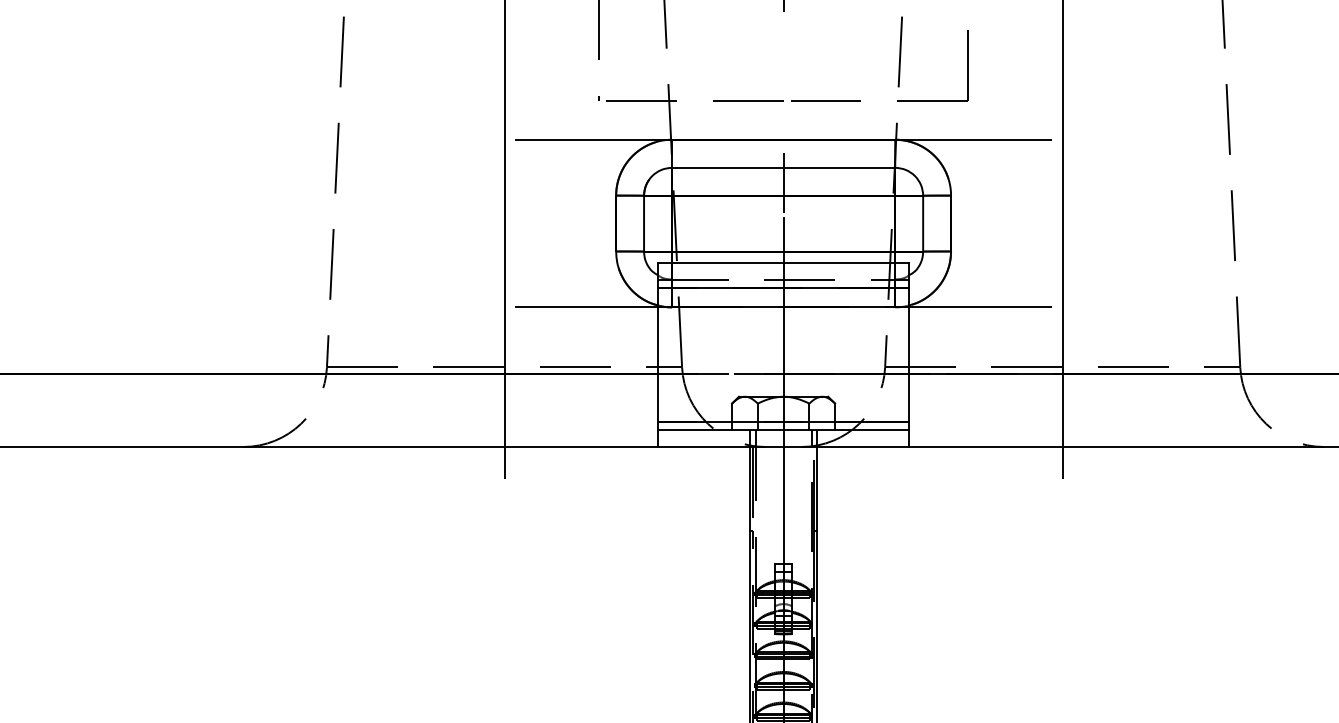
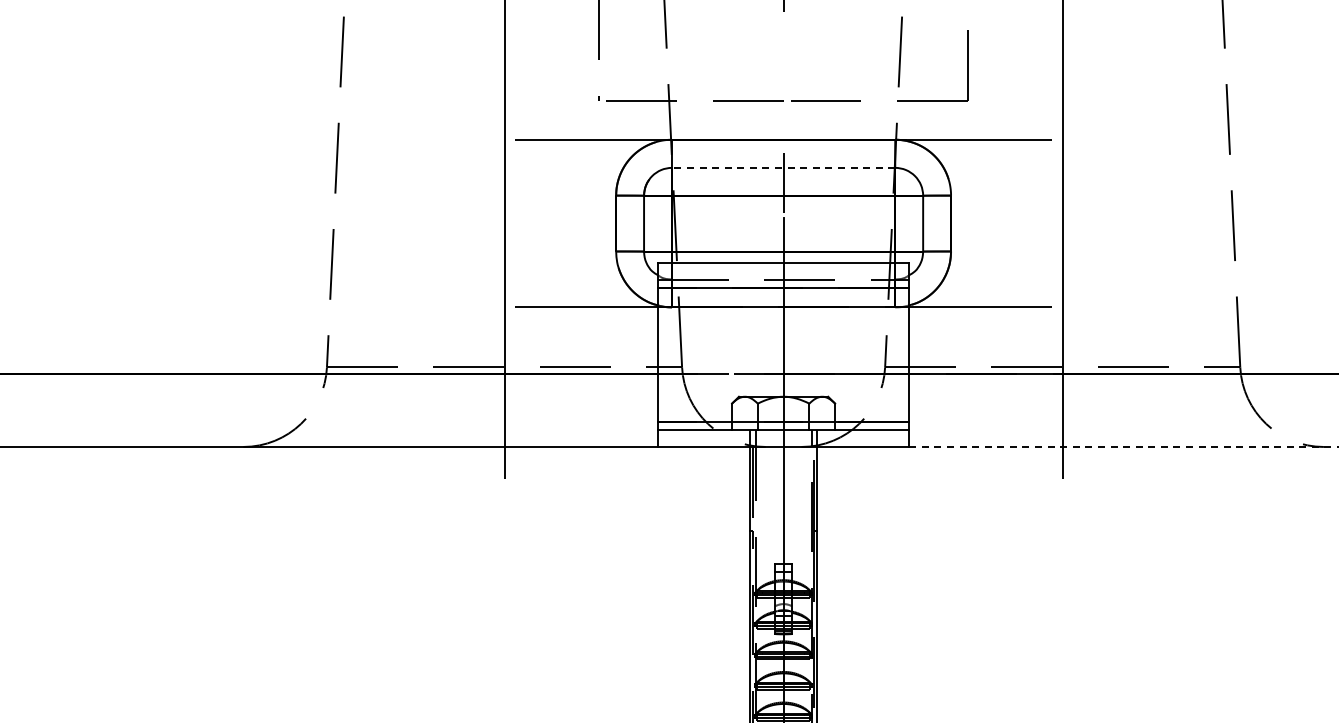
line: solid -> dashed (783, 167)
line: solid -> dashed (1124, 446)
